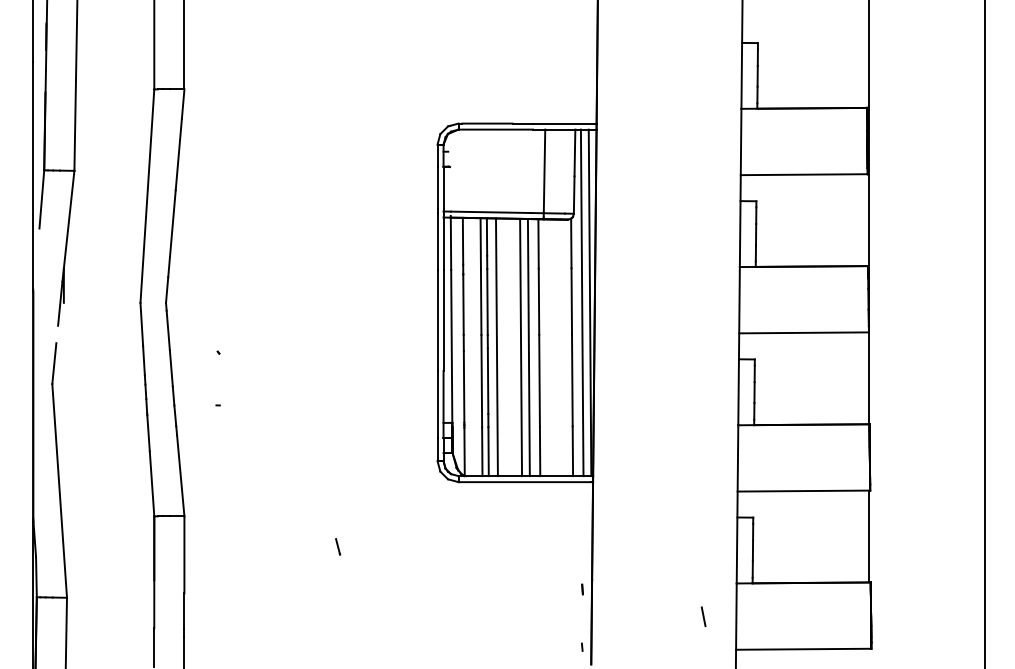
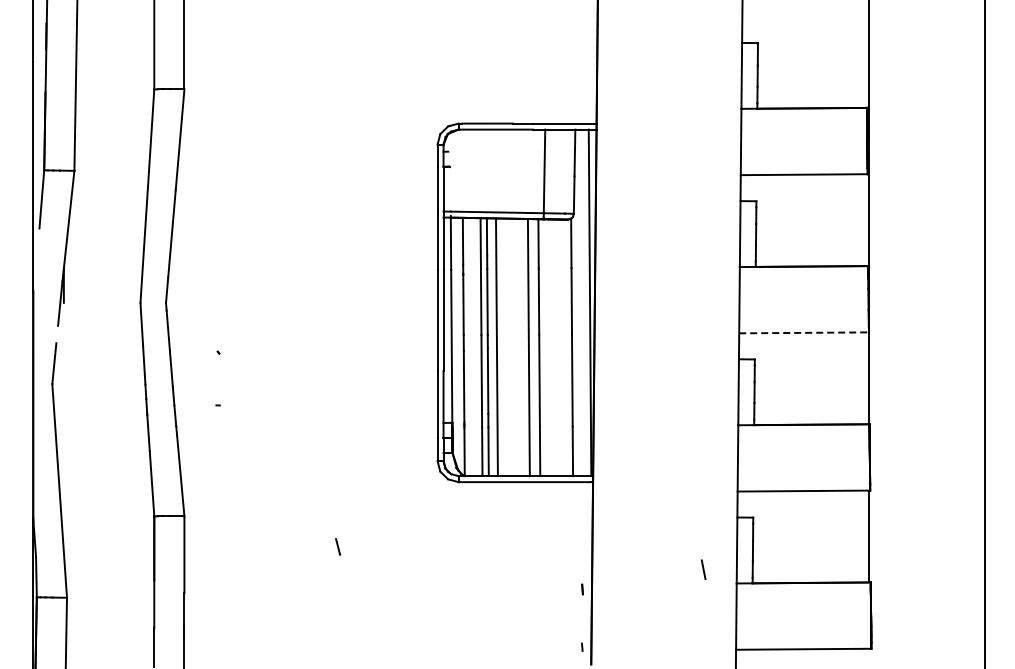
line: present -> none (581, 302)
line: solid -> dashed (804, 332)
line: present -> none (521, 347)
line position: (703, 616) -> (703, 569) (703, 569)
